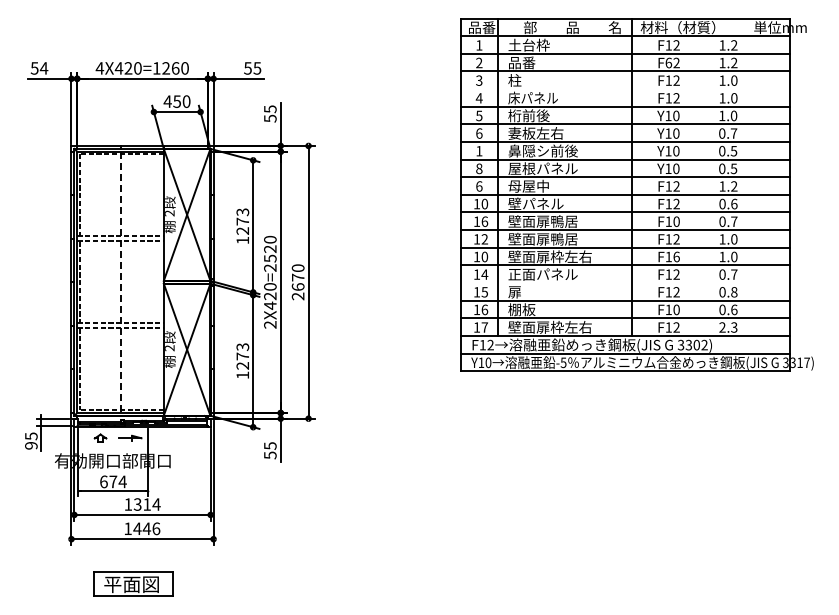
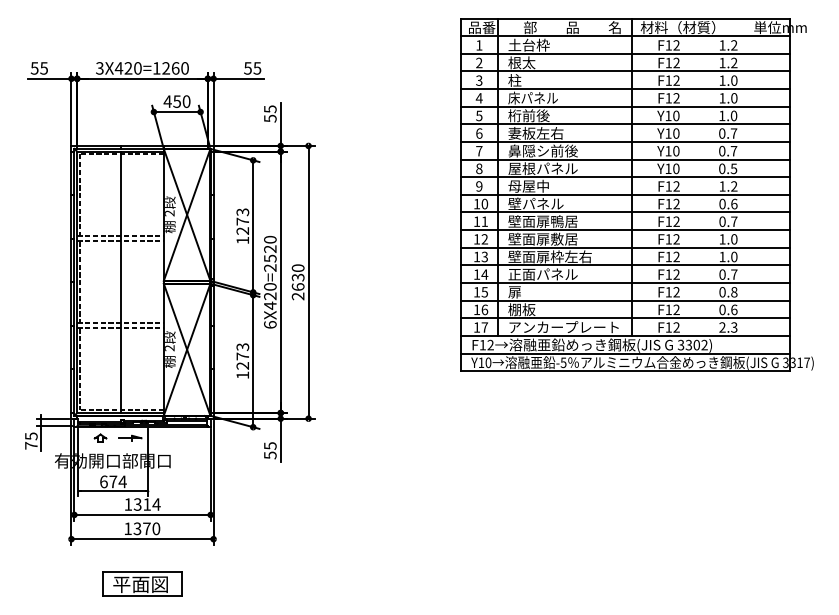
text: 品番 -> 根太 (521, 62)
text: F62 -> F12 (668, 62)
text: 54 -> 55 (43, 68)
text: 4X420=1260 -> 3X420=1260 (99, 68)
line: none -> present (625, 89)
text: 1 -> 7 (479, 151)
text: 0.5 -> 0.7 (733, 151)
text: 6 -> 9 (479, 186)
text: 16 -> 11 (484, 221)
text: F10 -> F12 (676, 221)
text: 壁面扉鴨居 -> 壁面扉敷居 (557, 238)
text: 10 -> 13 (484, 256)
text: F16 -> F12 (676, 256)
text: 2670 -> 2630 (297, 277)
line: dashed -> solid (120, 282)
line: none -> present (625, 282)
text: F10 -> F12 (676, 309)
text: 2X420=2520 -> 6X420=2520 (270, 324)
text: 壁面扉枠左右 -> アンカープレート (563, 326)
text: 95 -> 75 (31, 445)
text: 1446 -> 1370 (146, 528)
part position: (133, 583) -> (142, 583) (142, 583)
